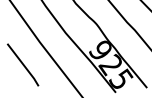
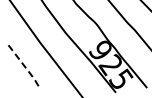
line: solid -> dashed (23, 65)
